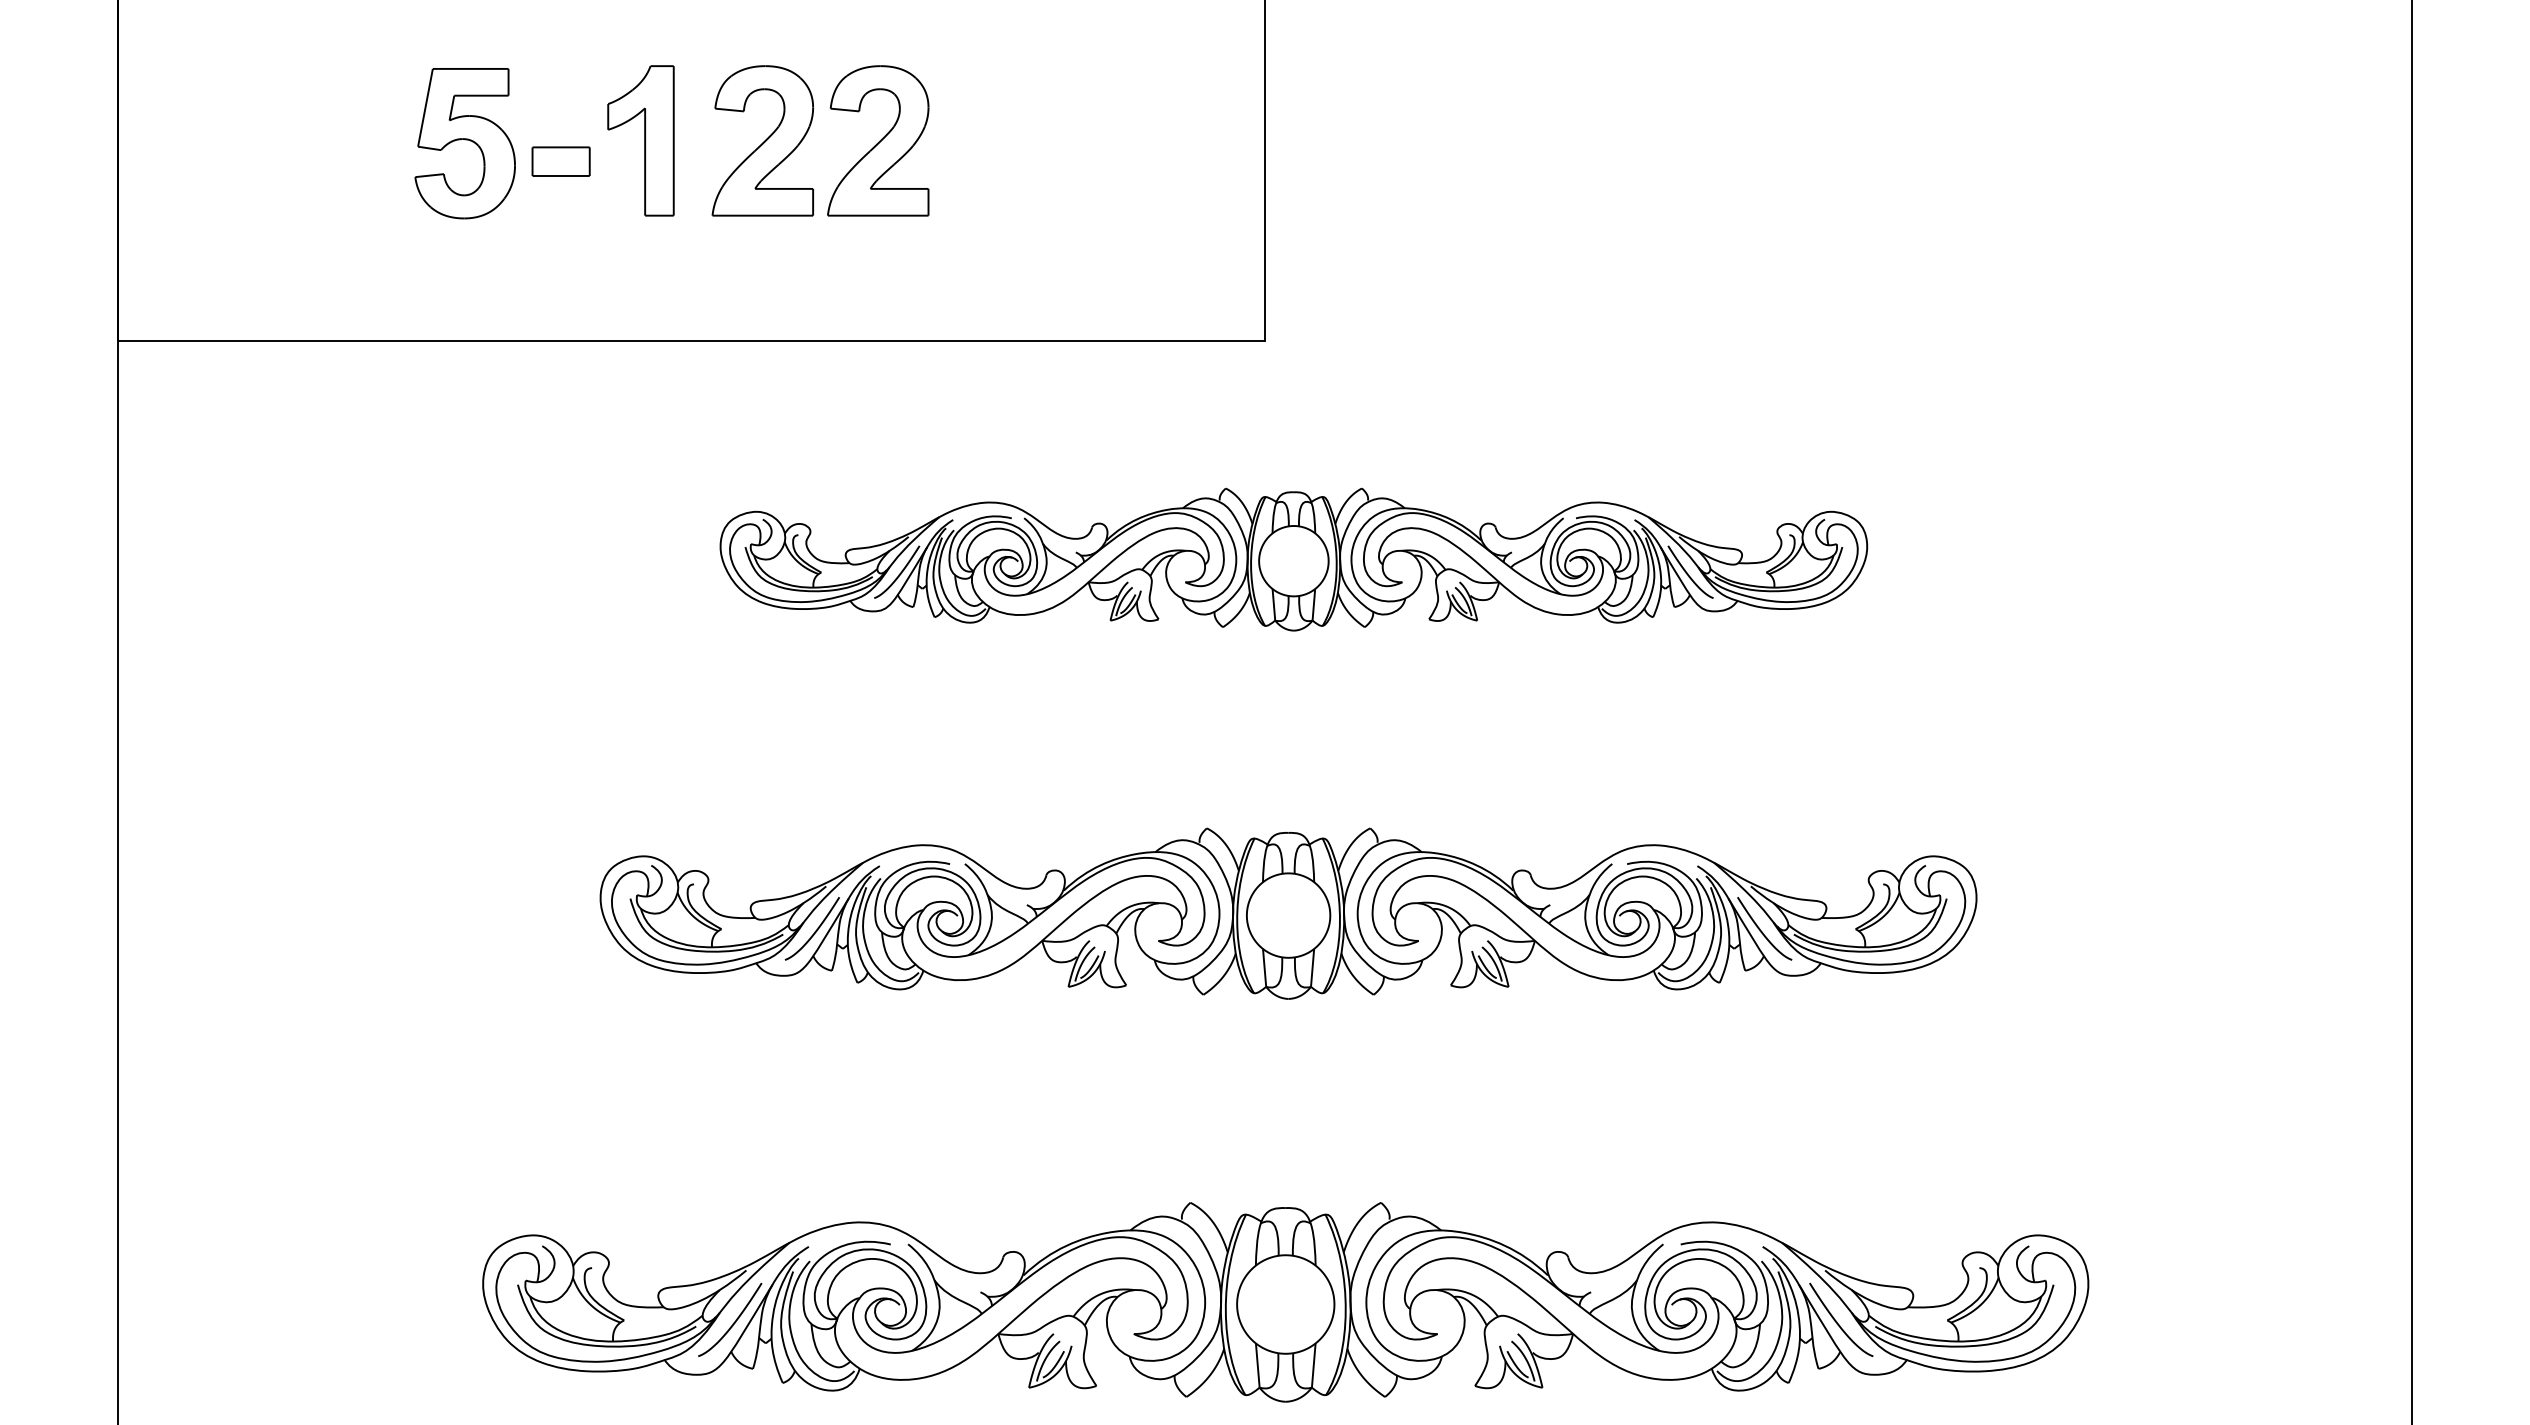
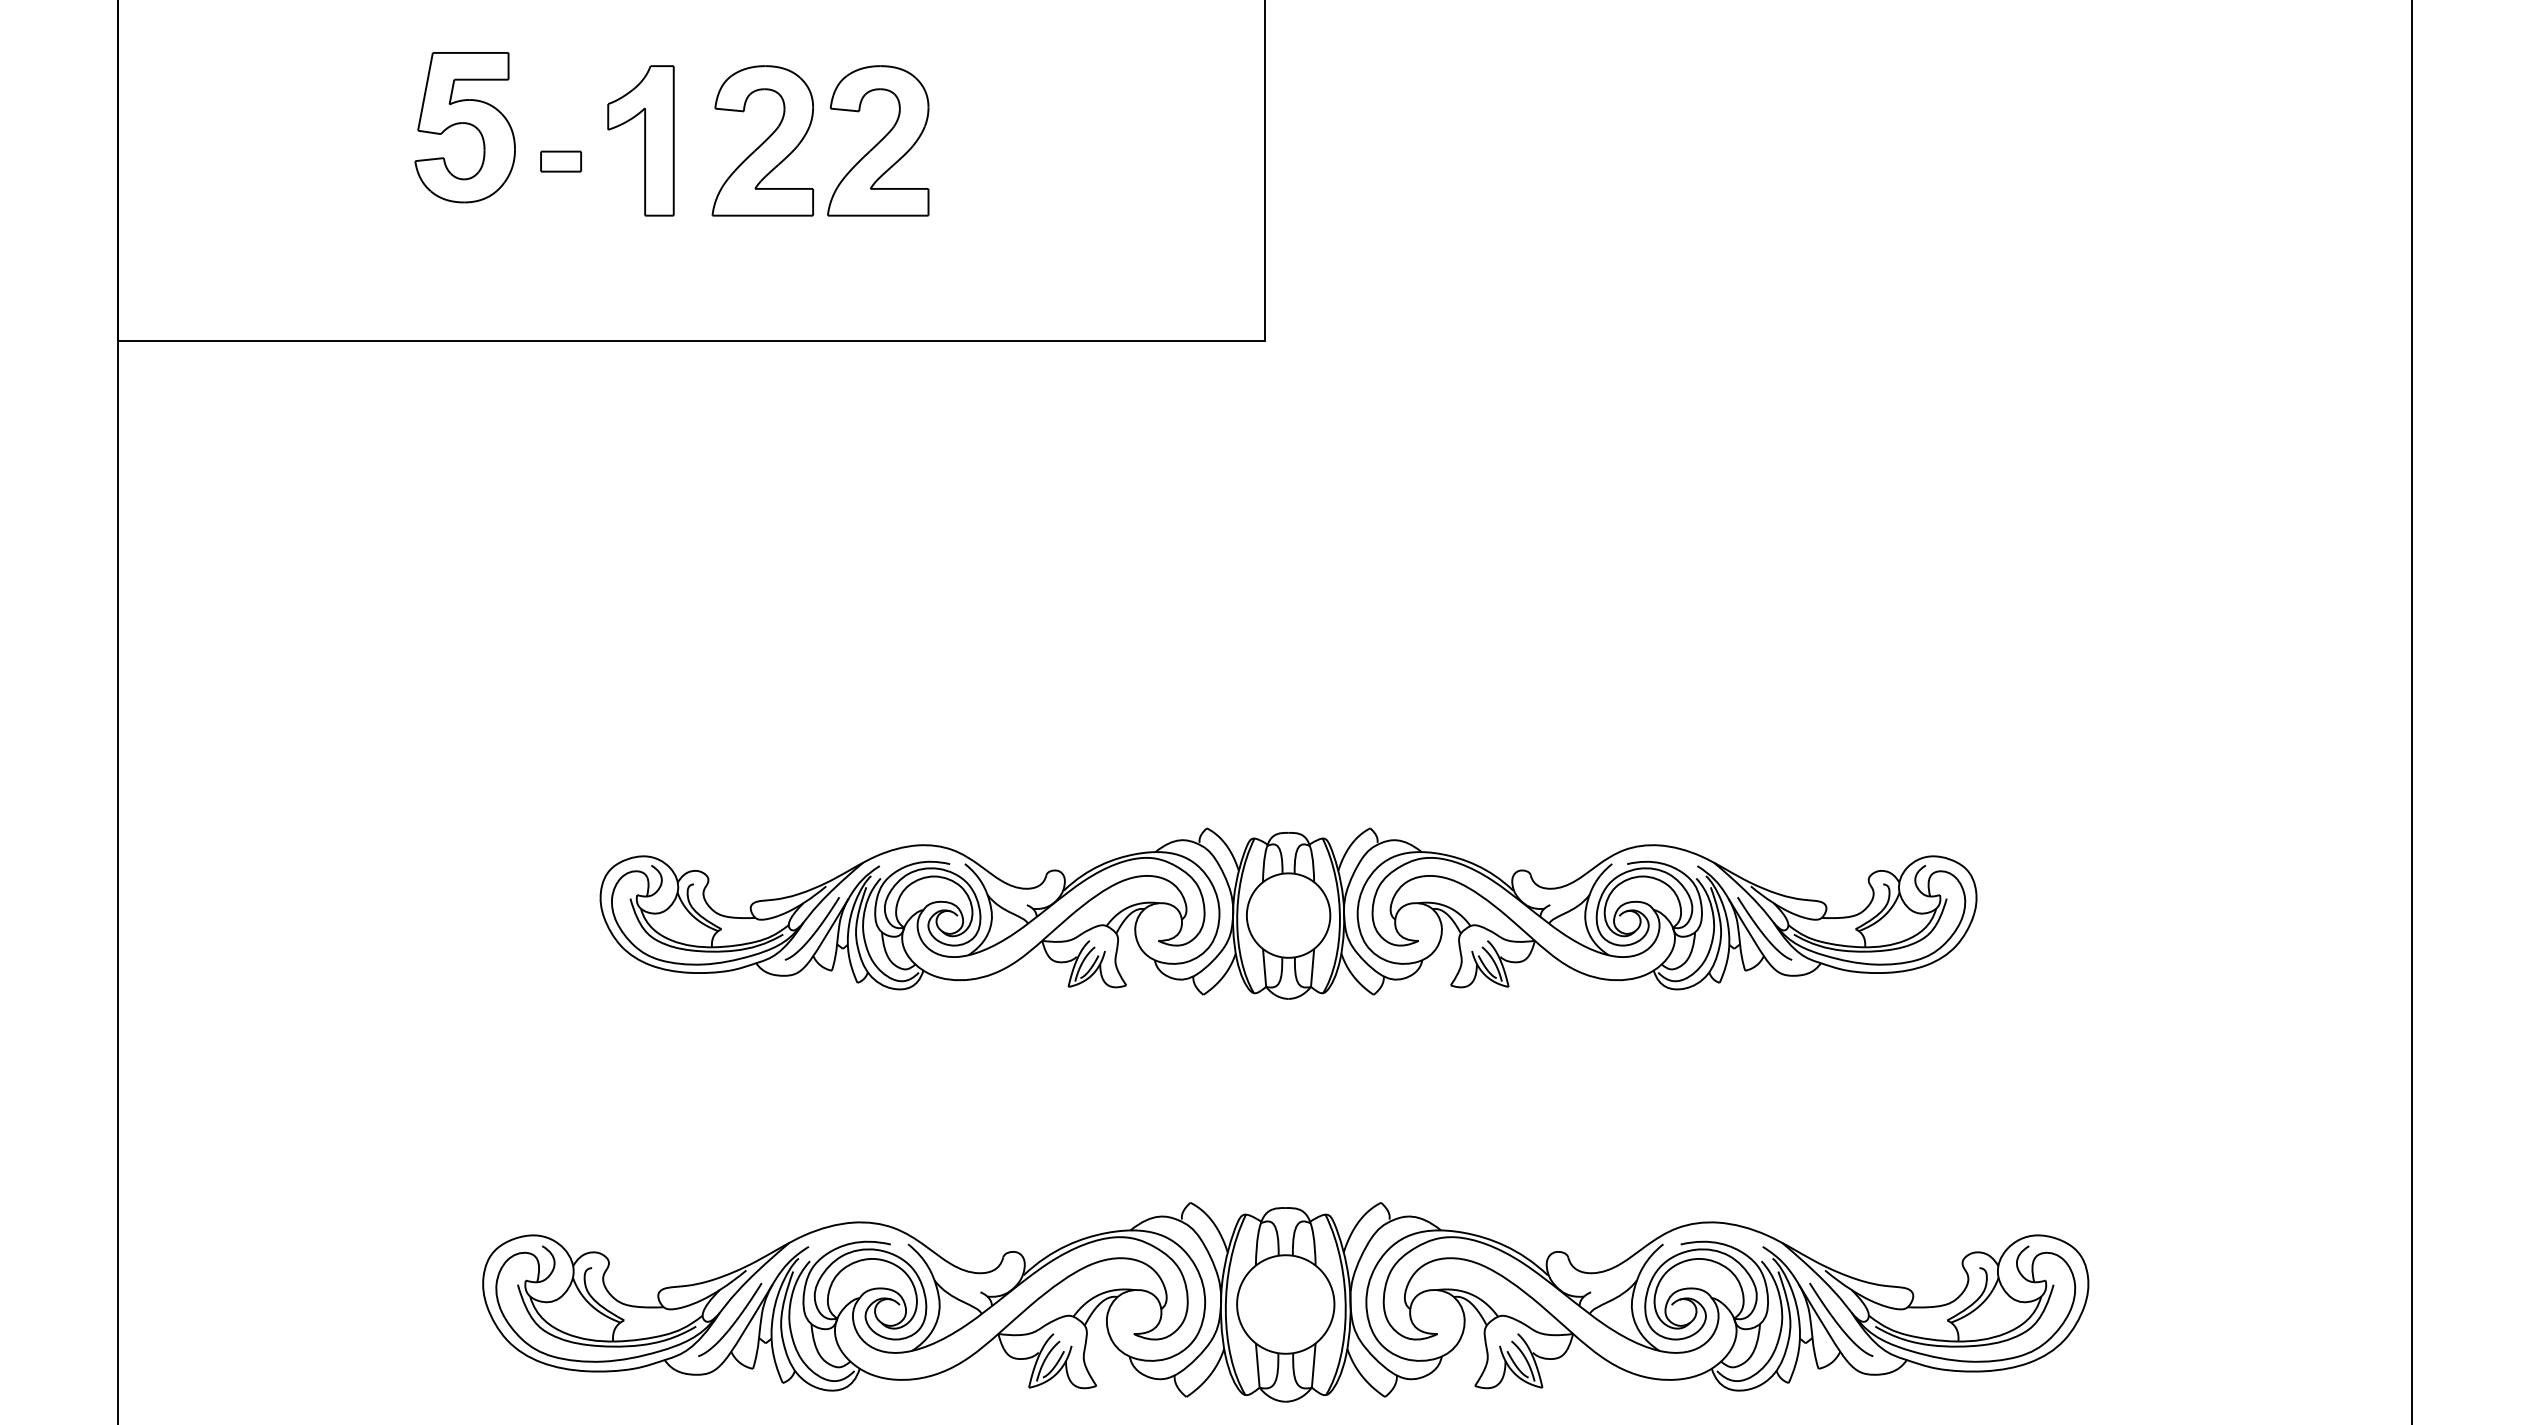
part position: (464, 143) -> (464, 127) (464, 127)
part size: 60x31 px -> 42x23 px (560, 161)
part: present -> none (1293, 559)
